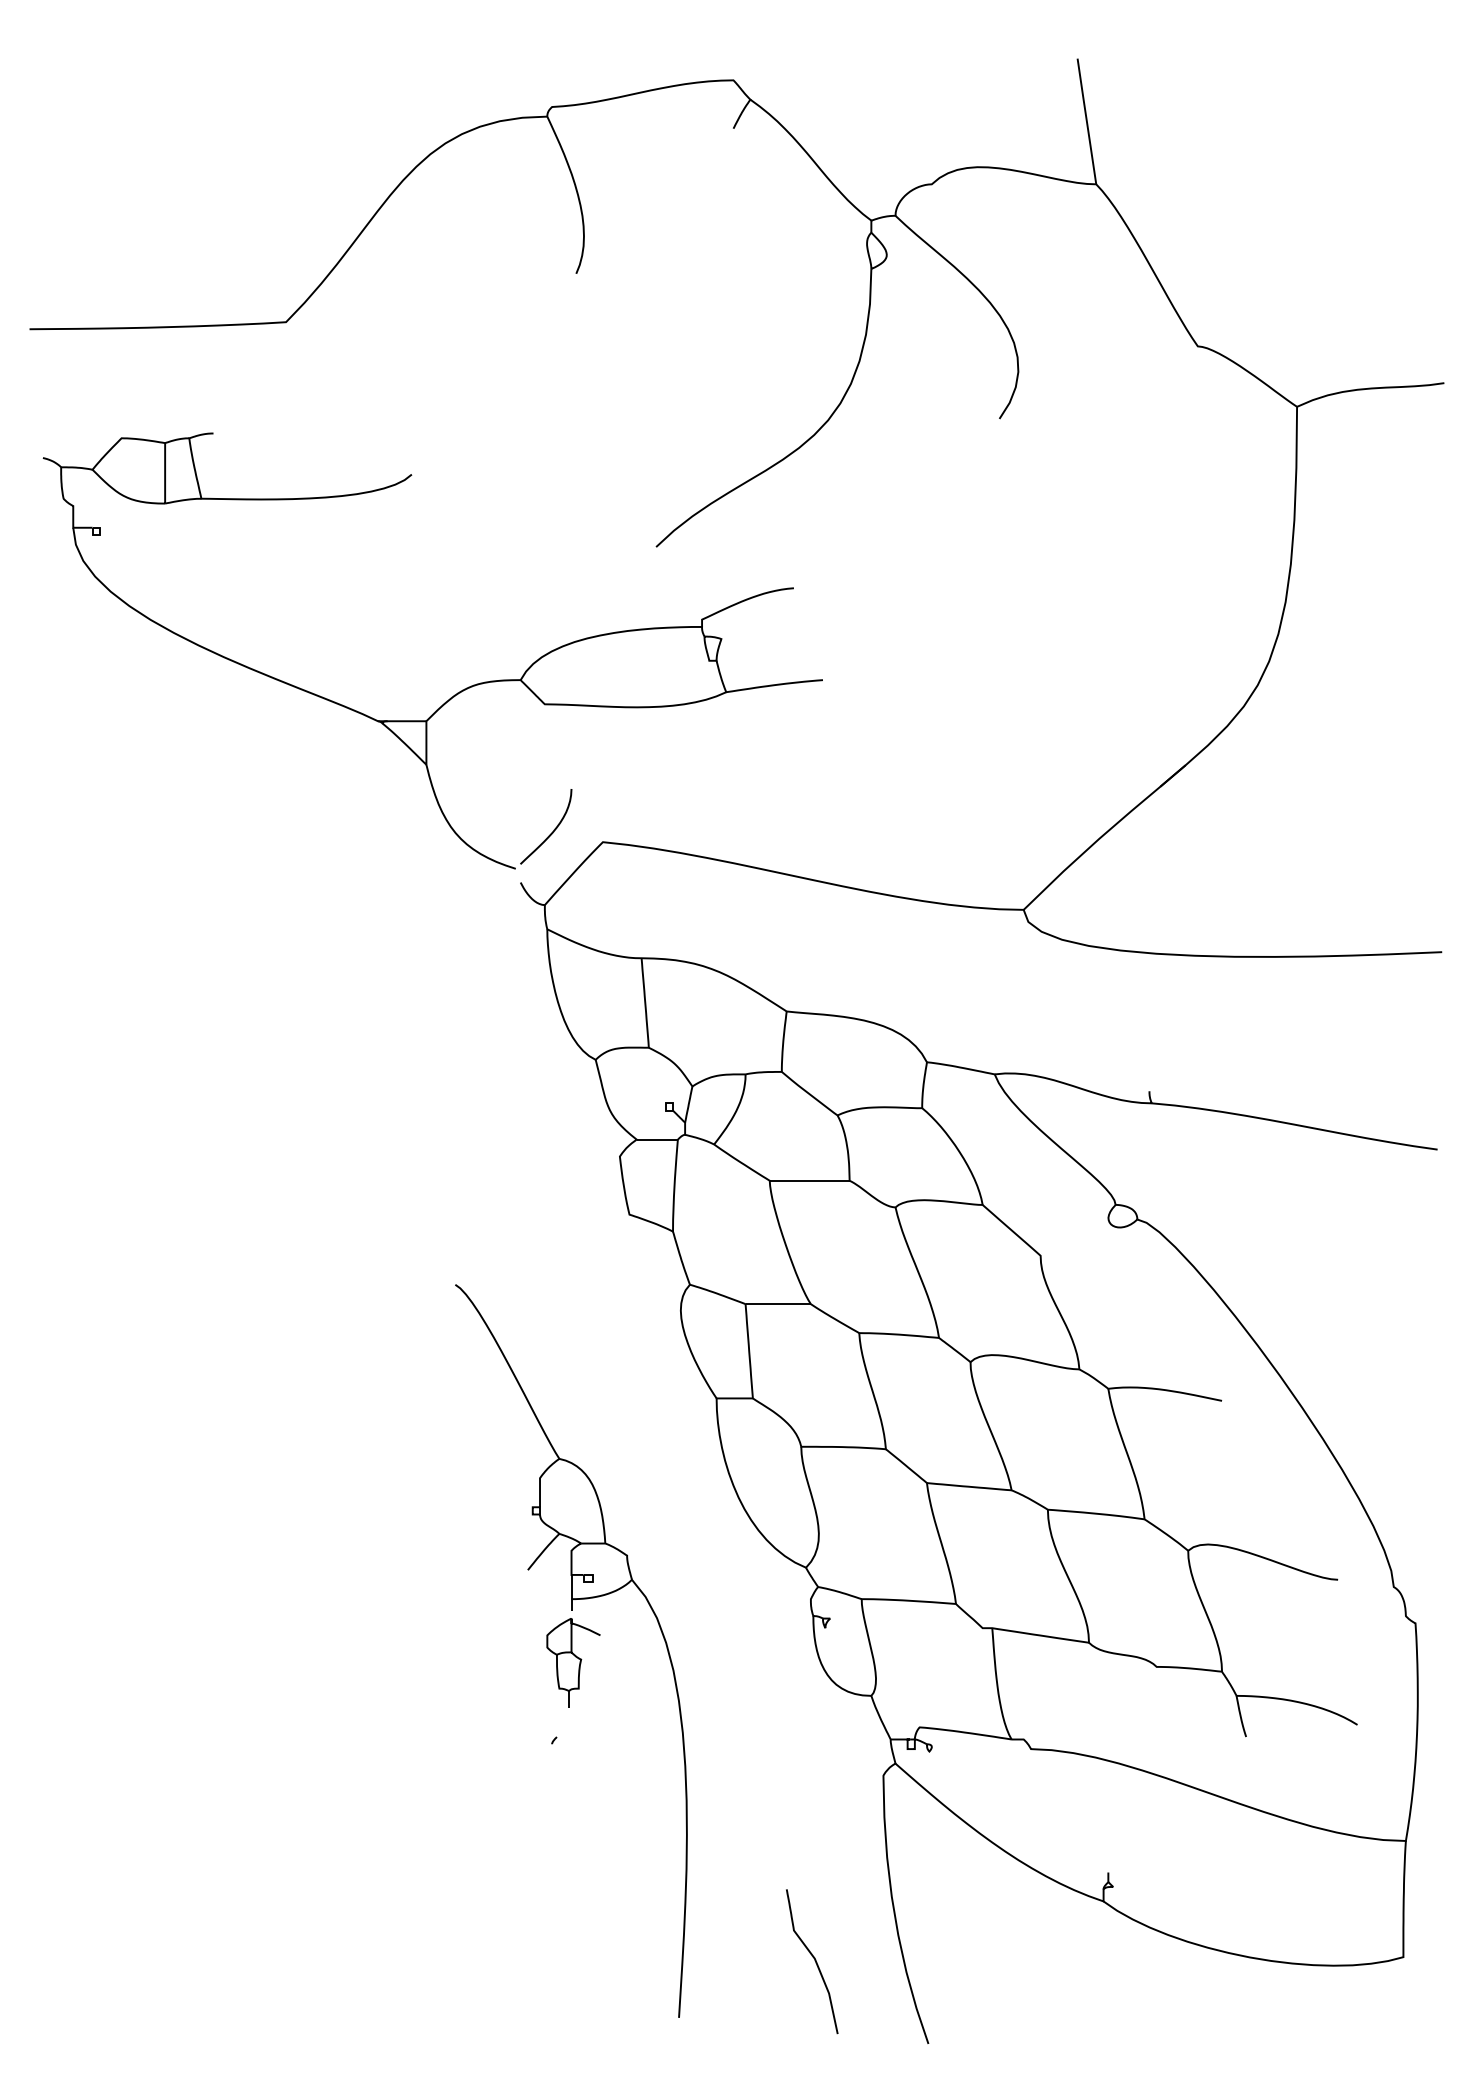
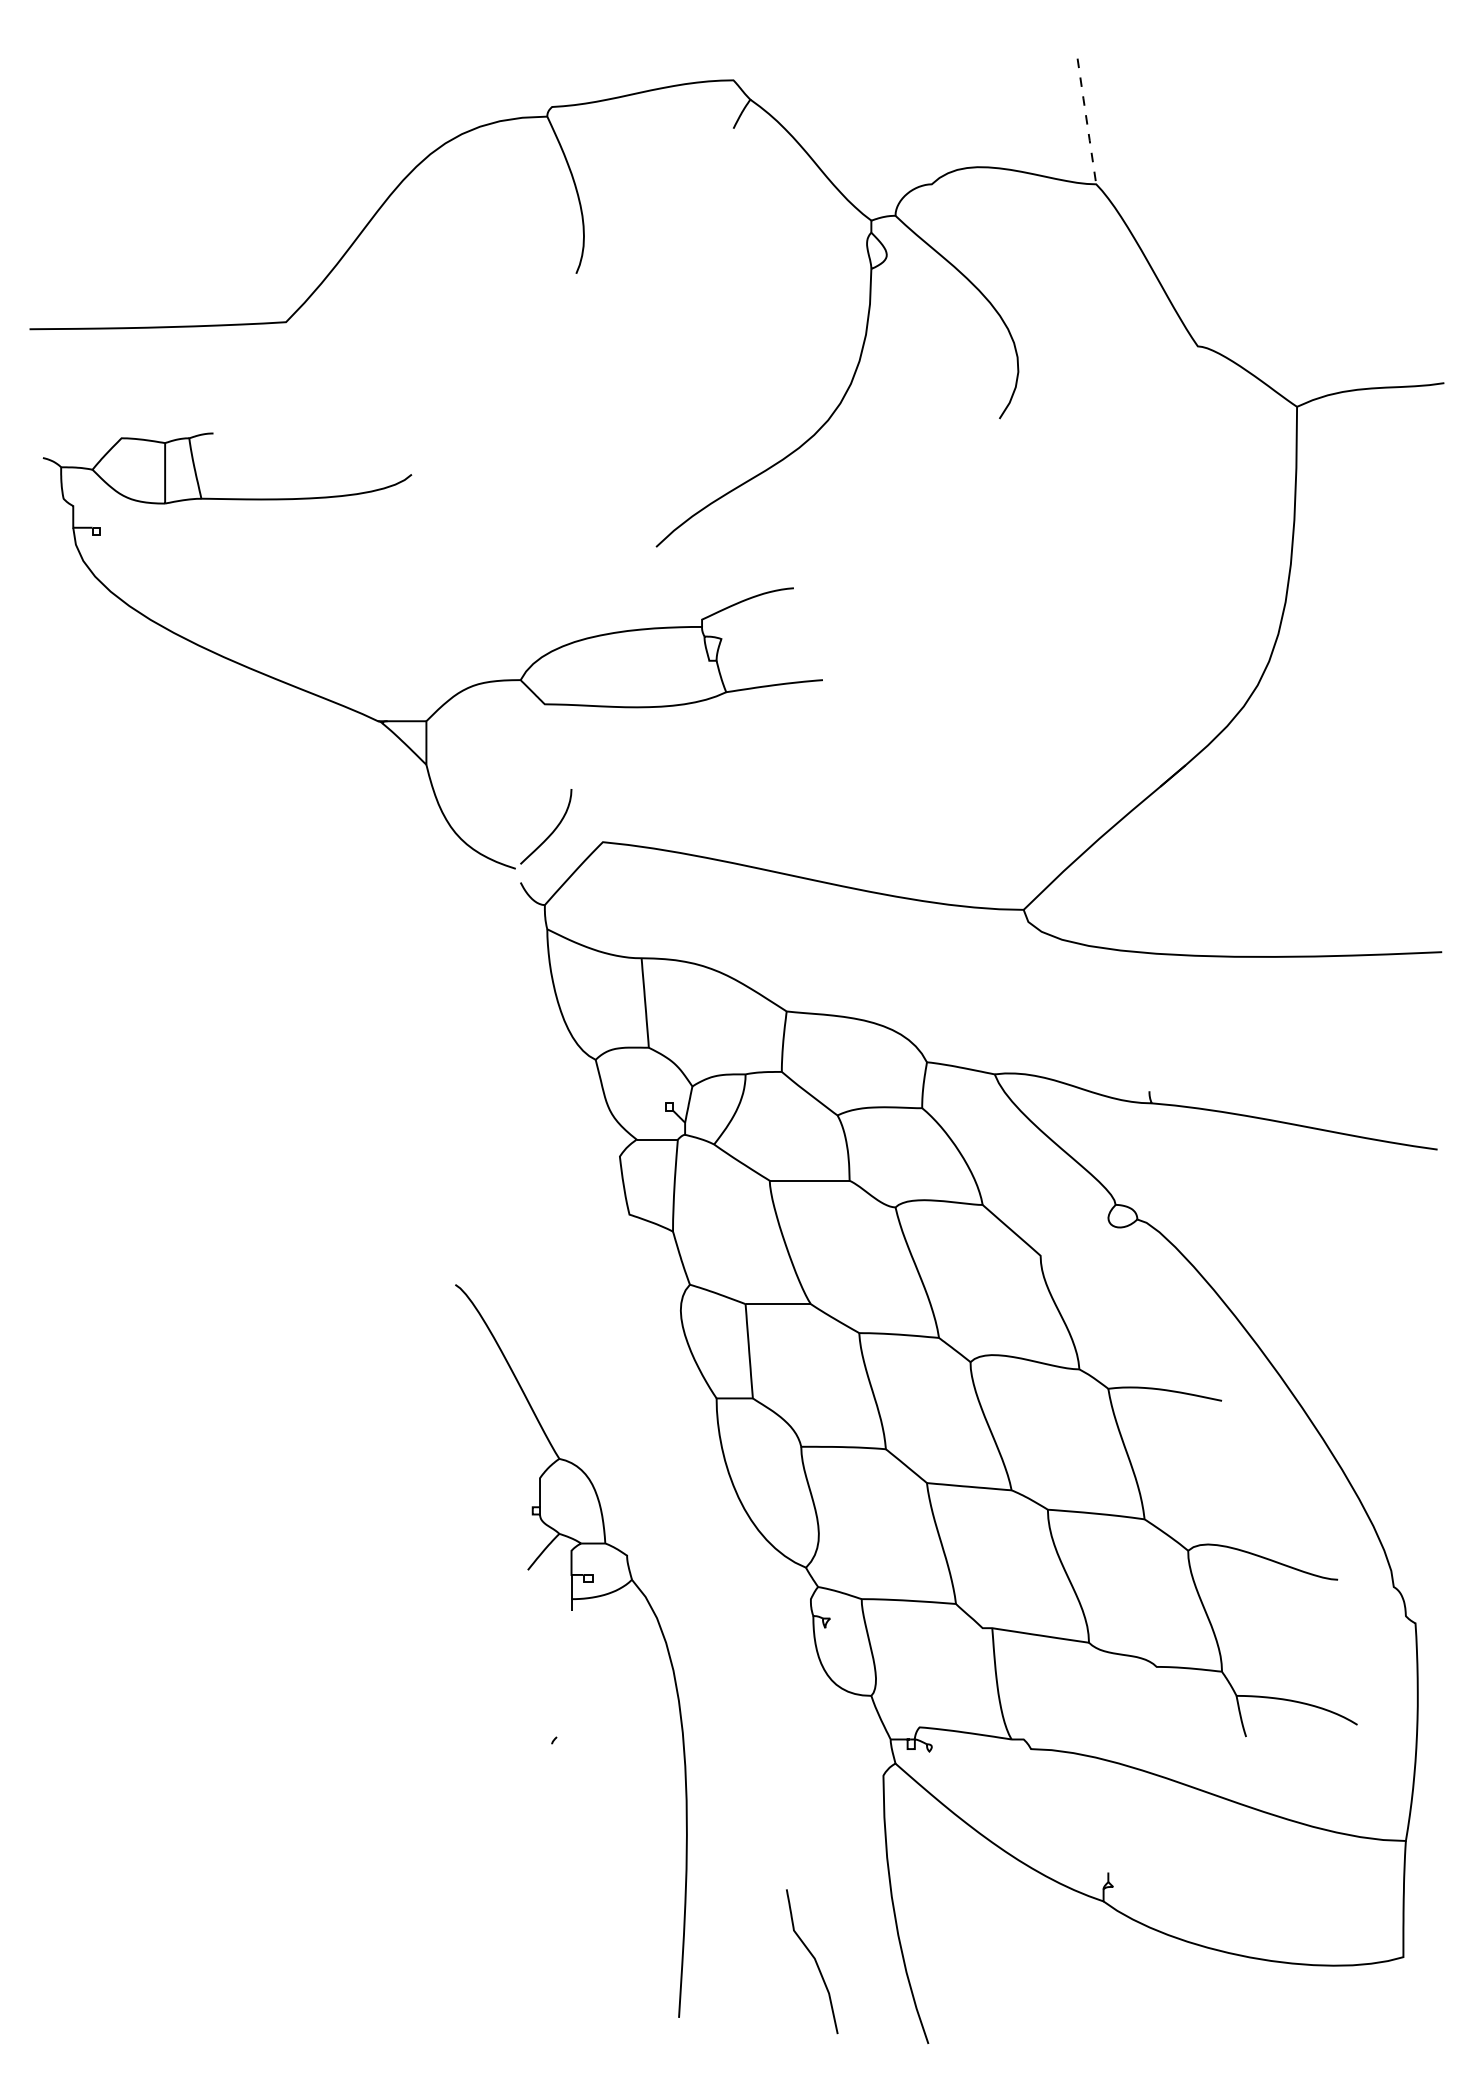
line: solid -> dashed (1086, 121)
part: present -> none (573, 1662)
